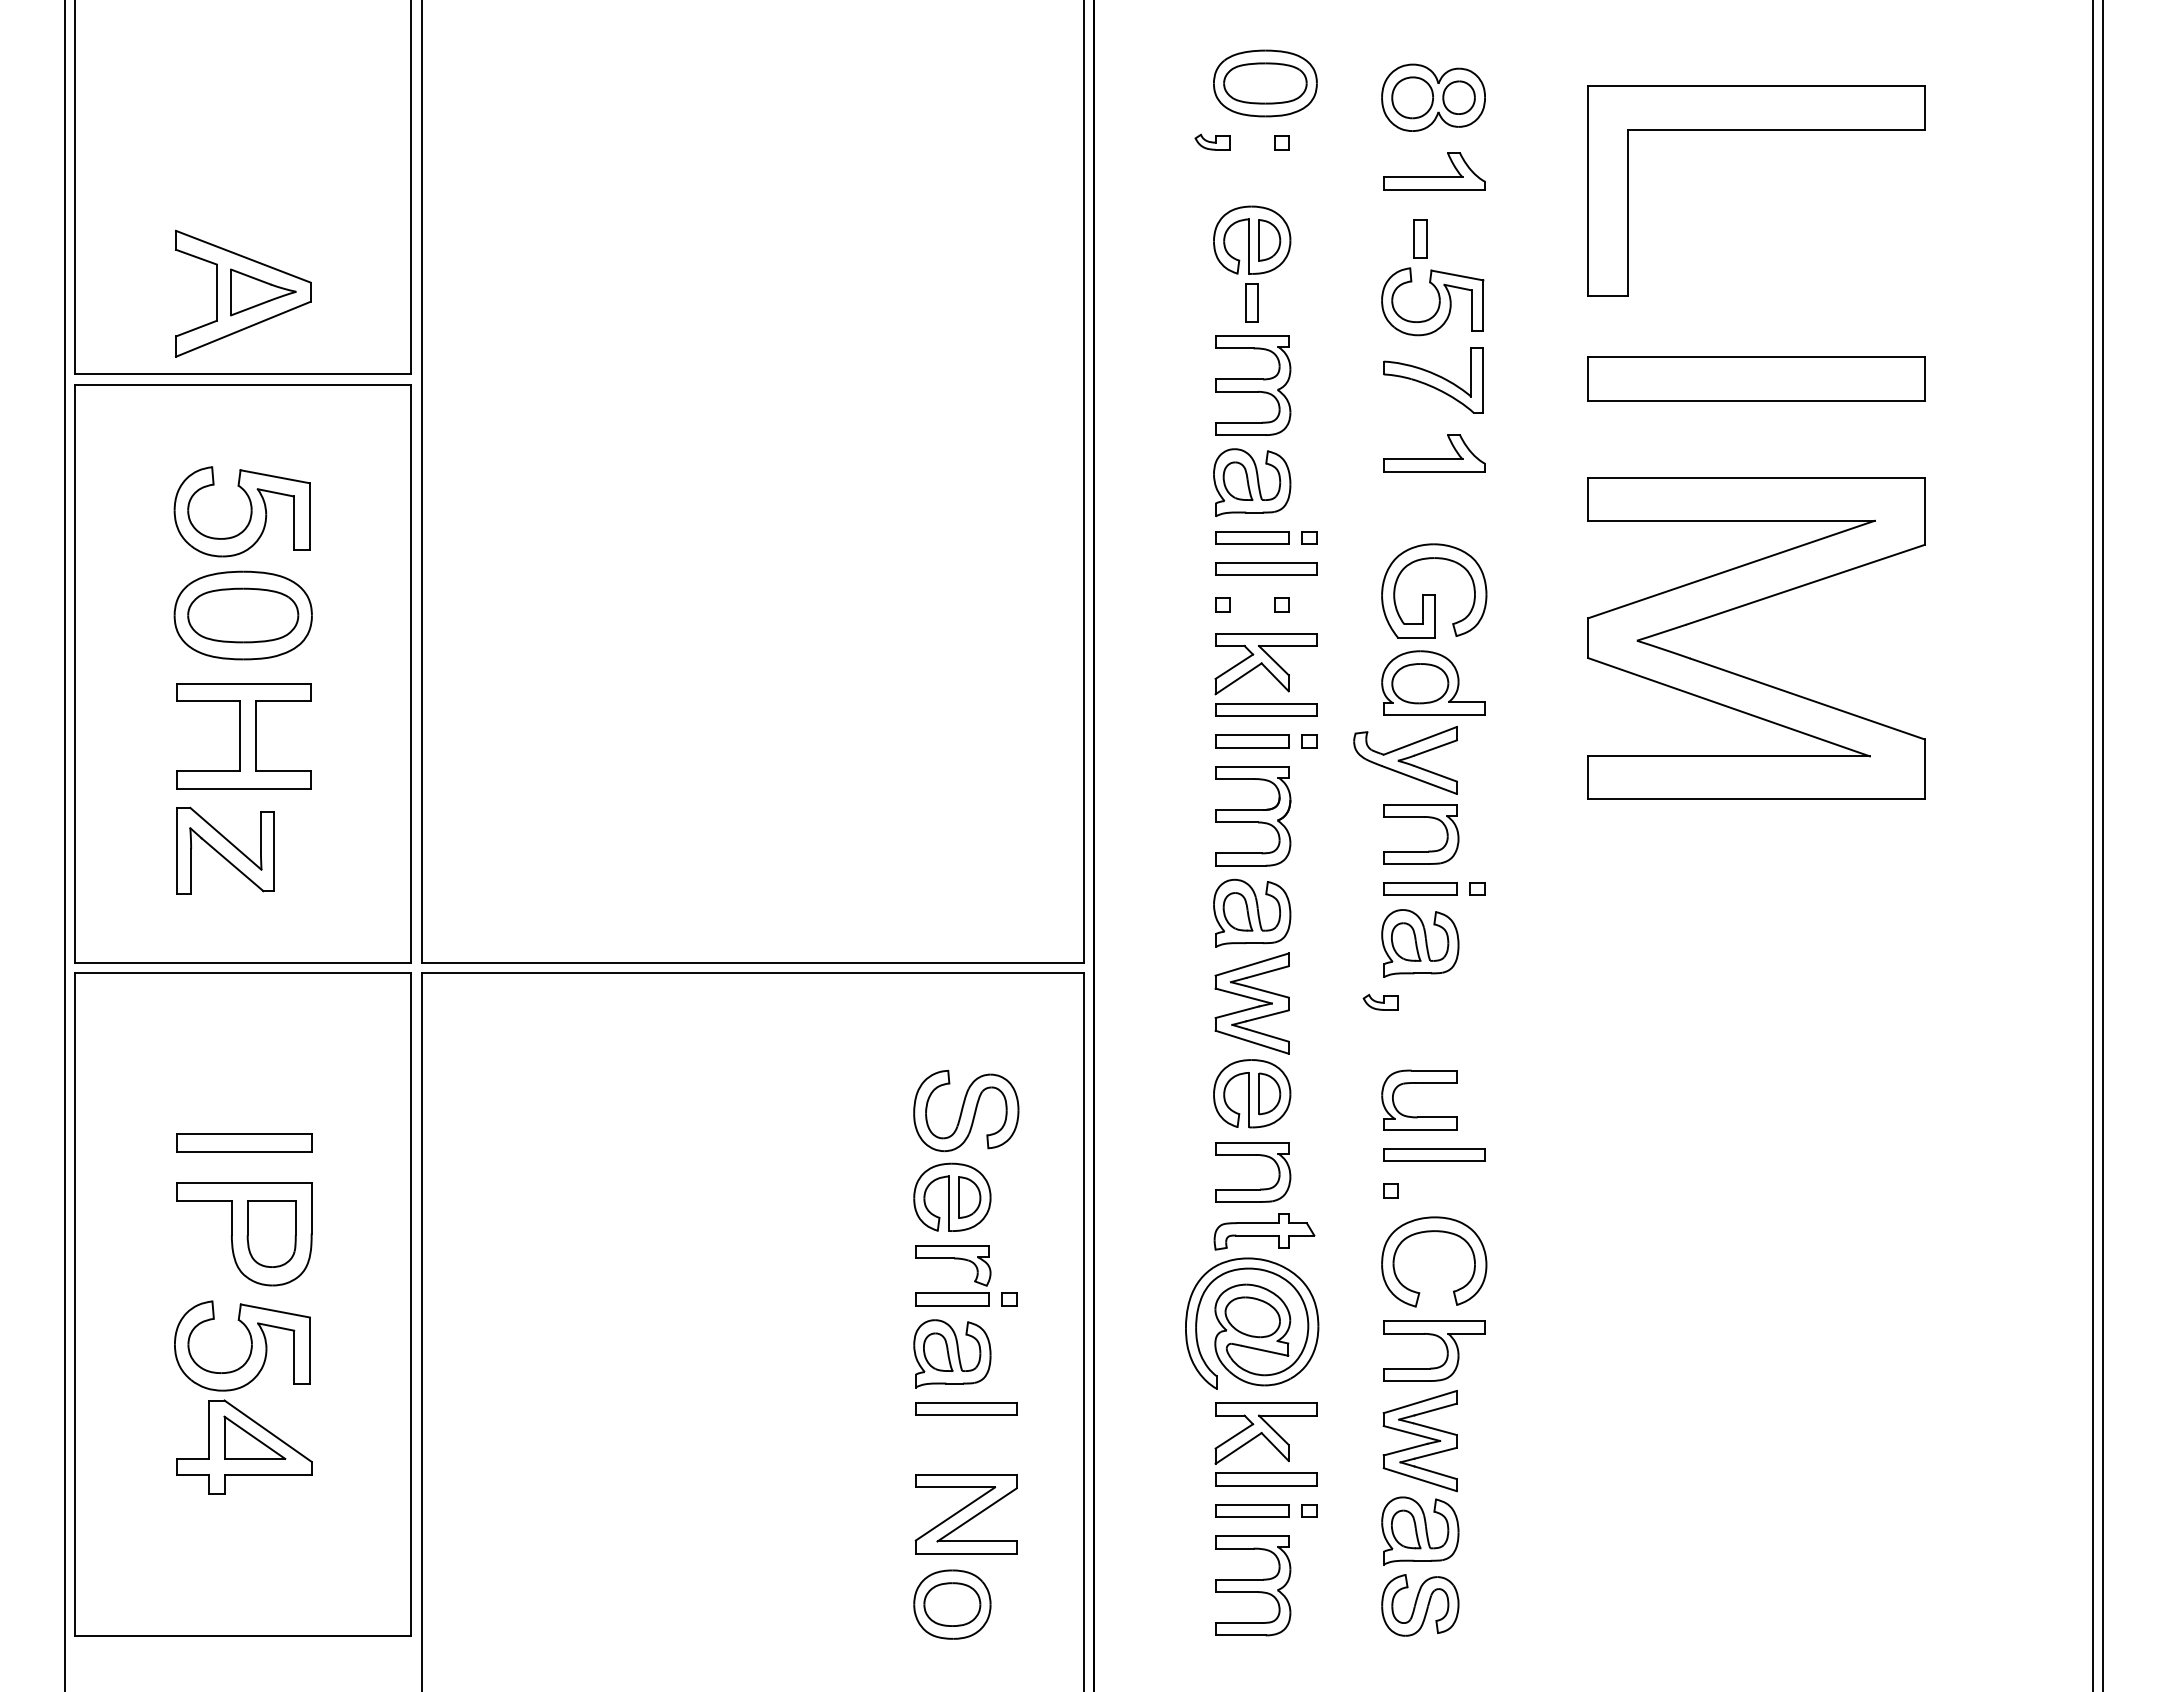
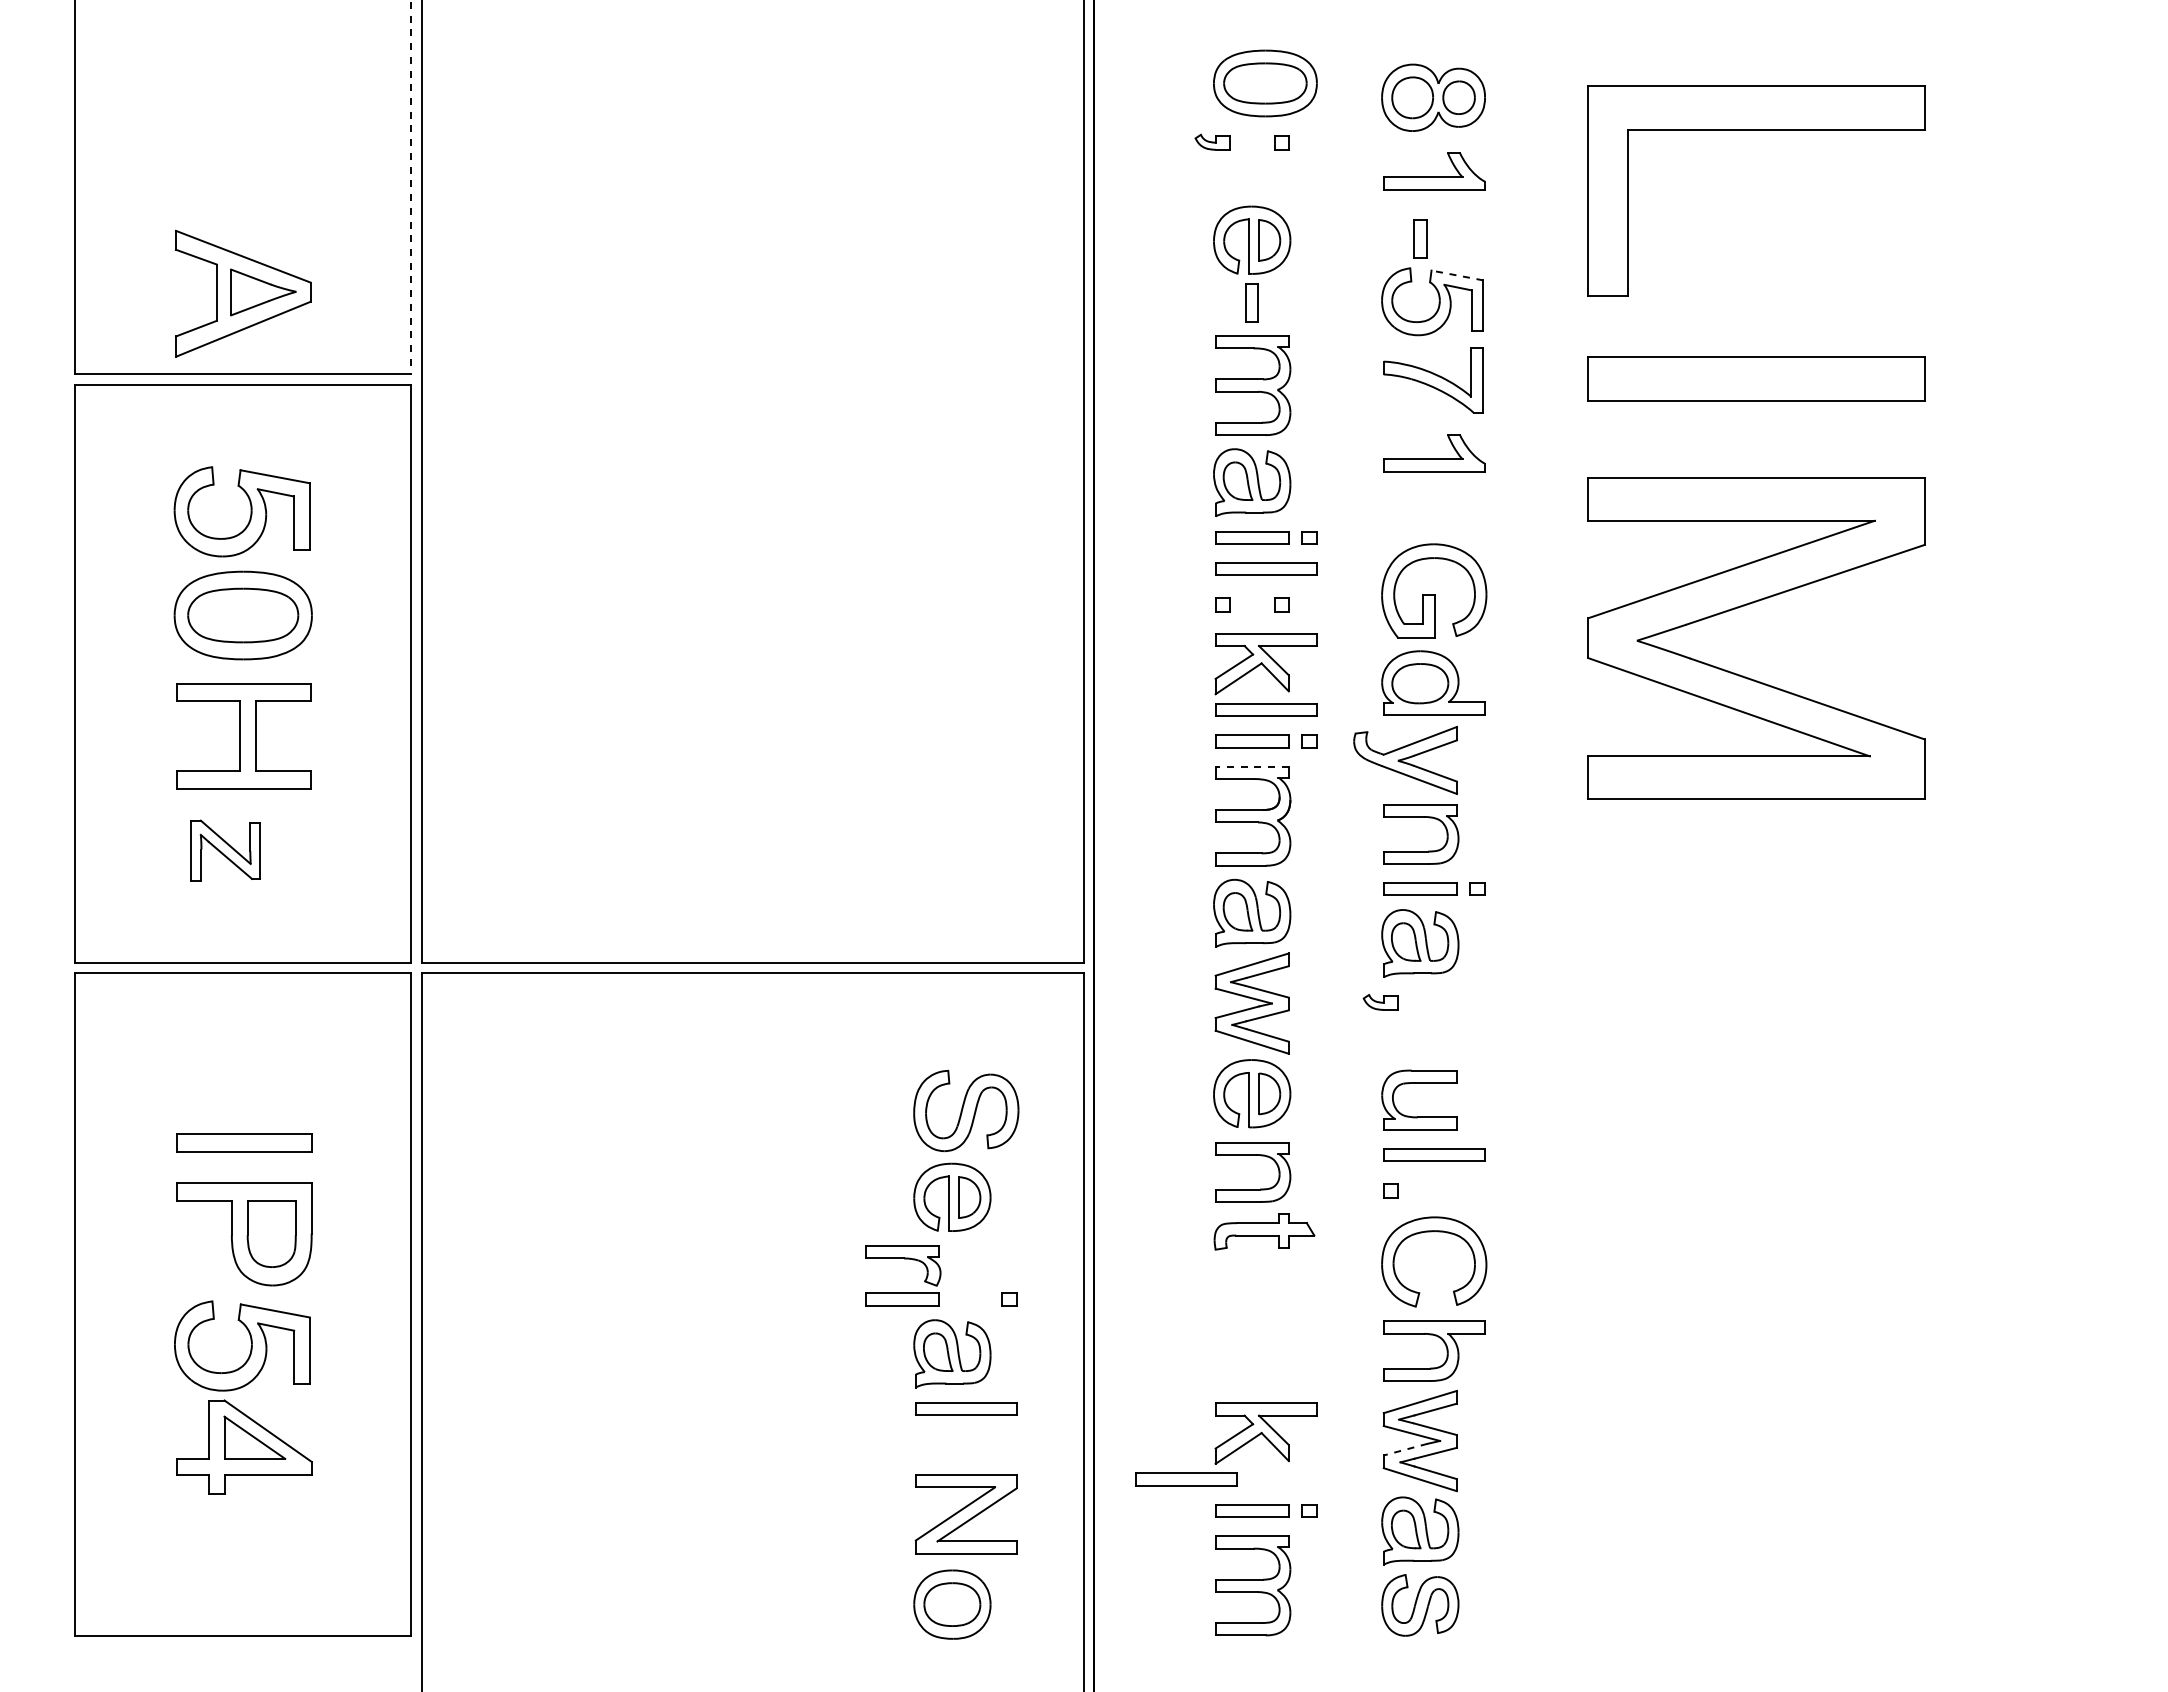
line: solid -> dashed (411, 187)
line: solid -> dashed (1456, 275)
line: solid -> dashed (1252, 766)
line: present -> none (65, 845)
line: present -> none (2092, 845)
line: present -> none (2102, 845)
part size: 99x89 px -> 71x63 px (225, 850)
part position: (954, 1259) -> (904, 1259) (904, 1259)
part: present -> none (1252, 1323)
line: solid -> dashed (1405, 1449)
part position: (1266, 1479) -> (1186, 1479) (1186, 1479)
